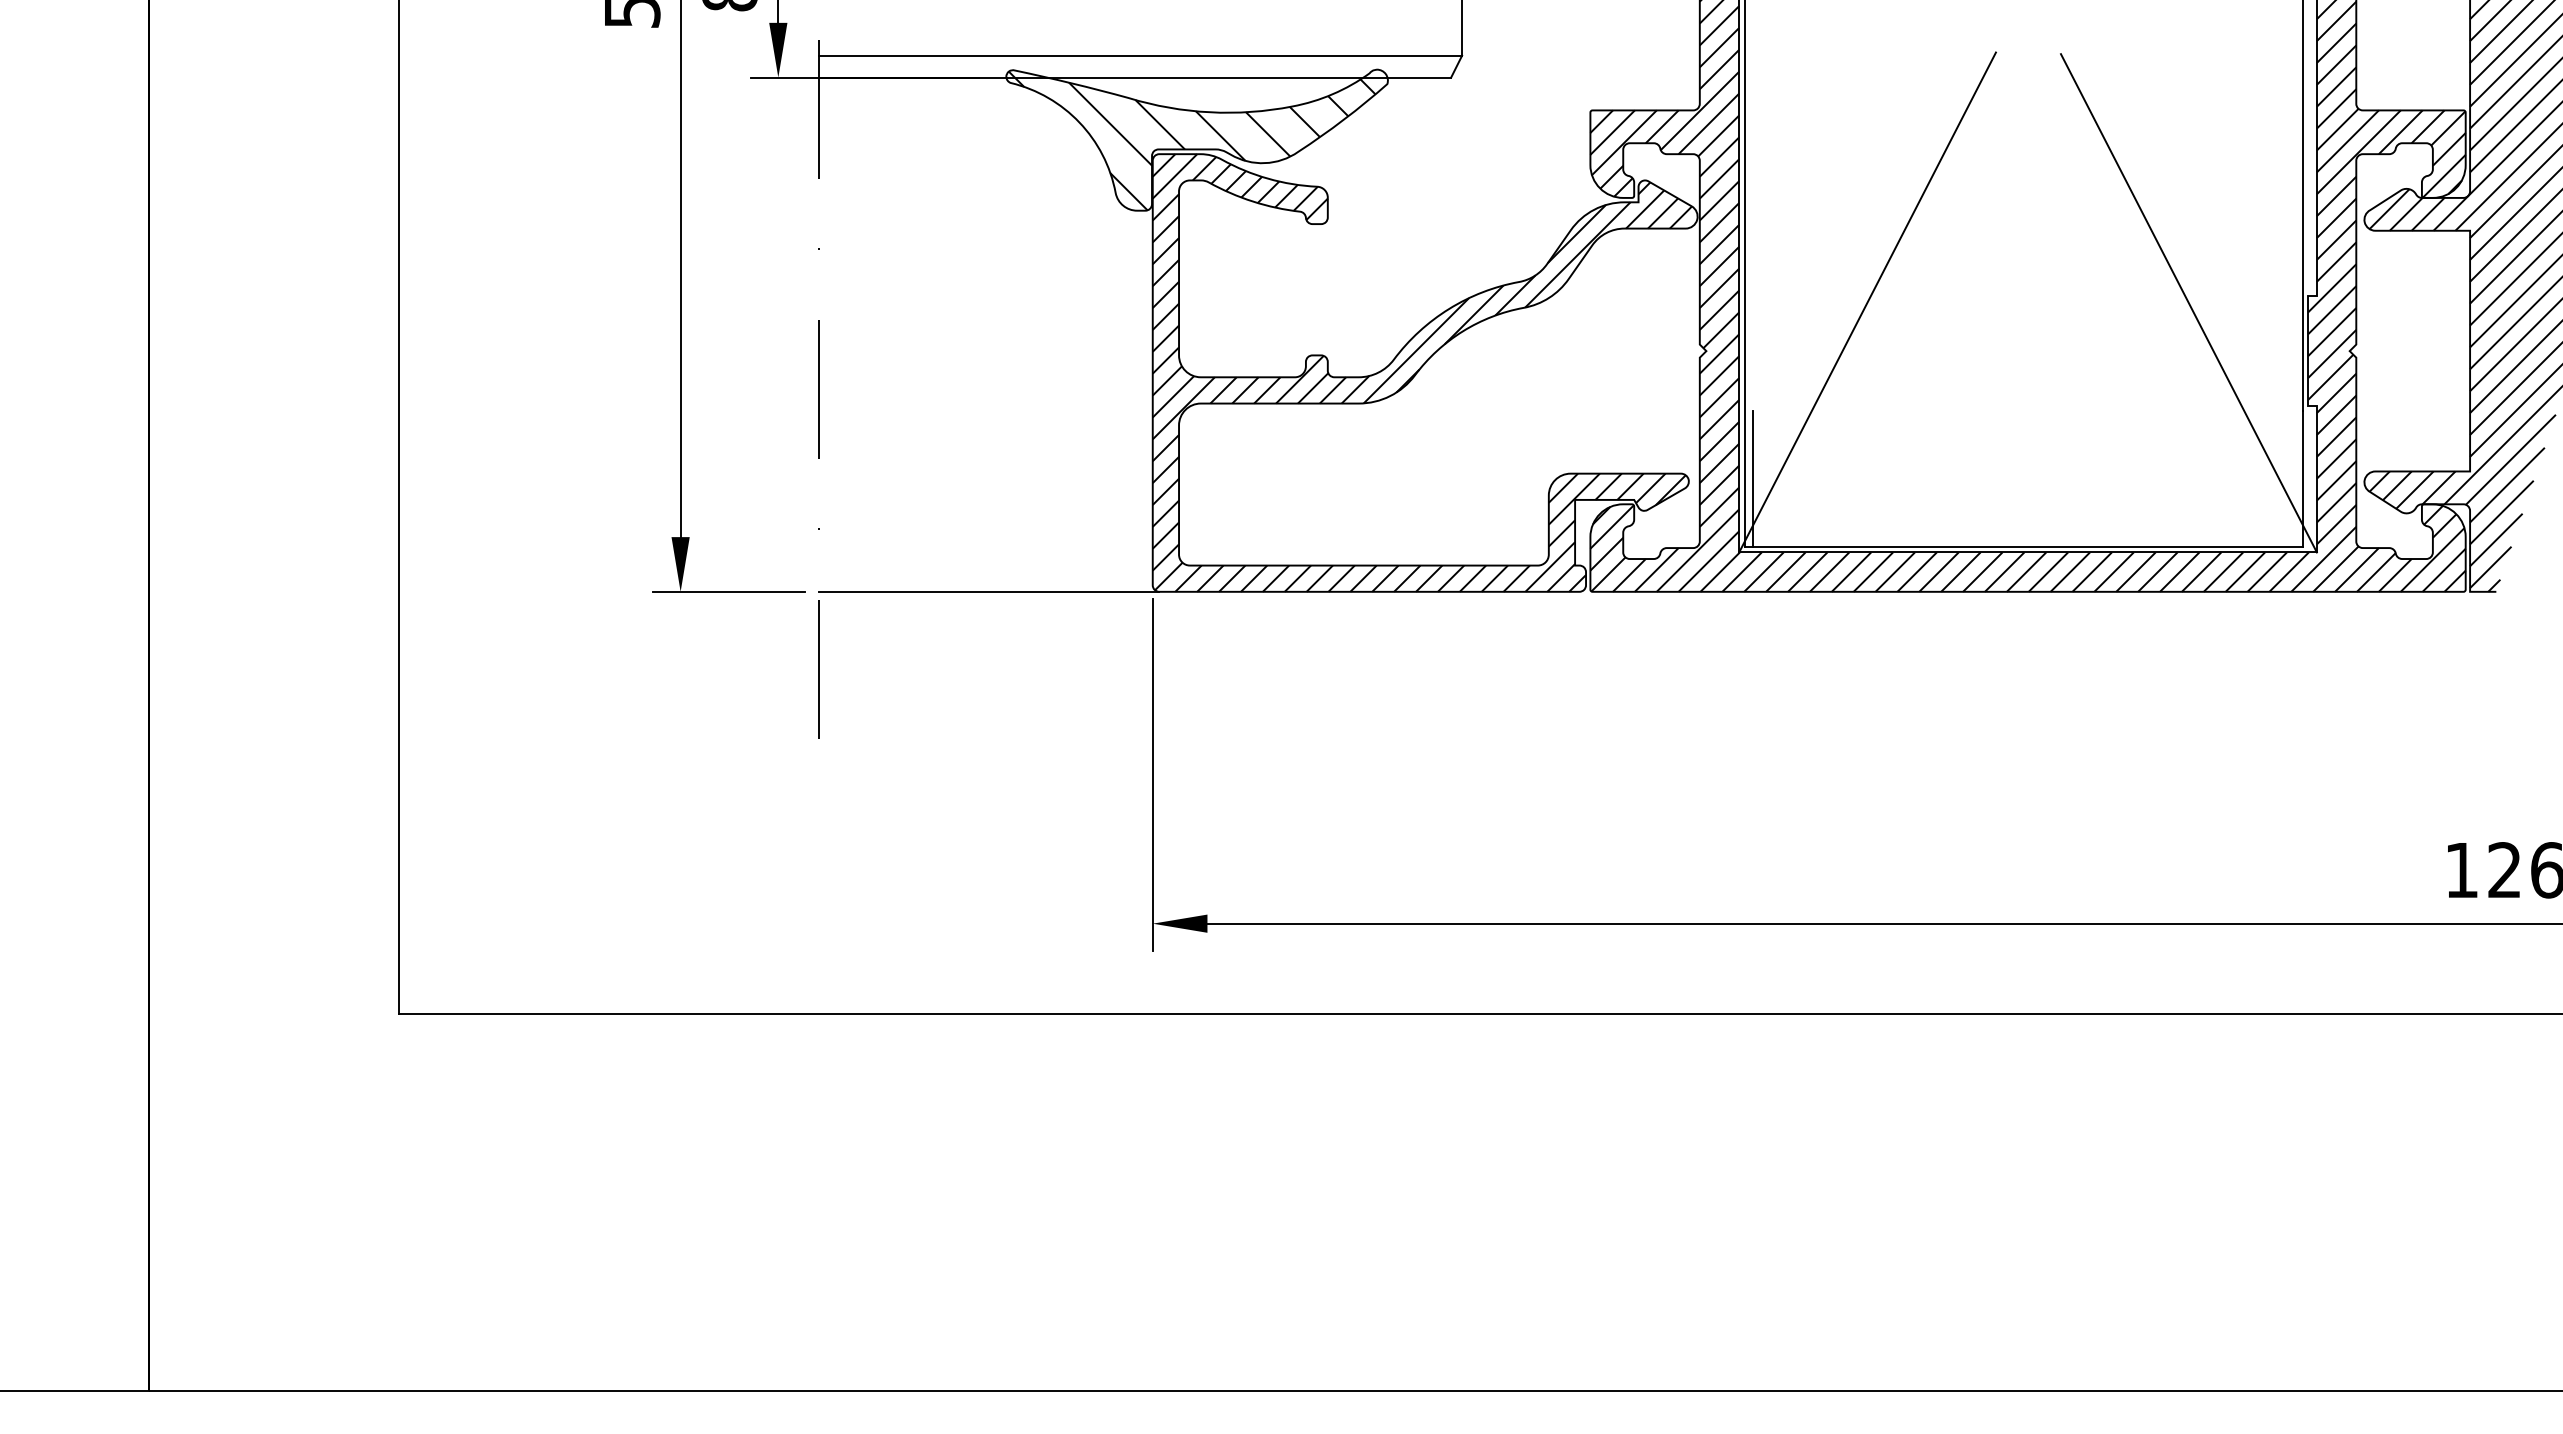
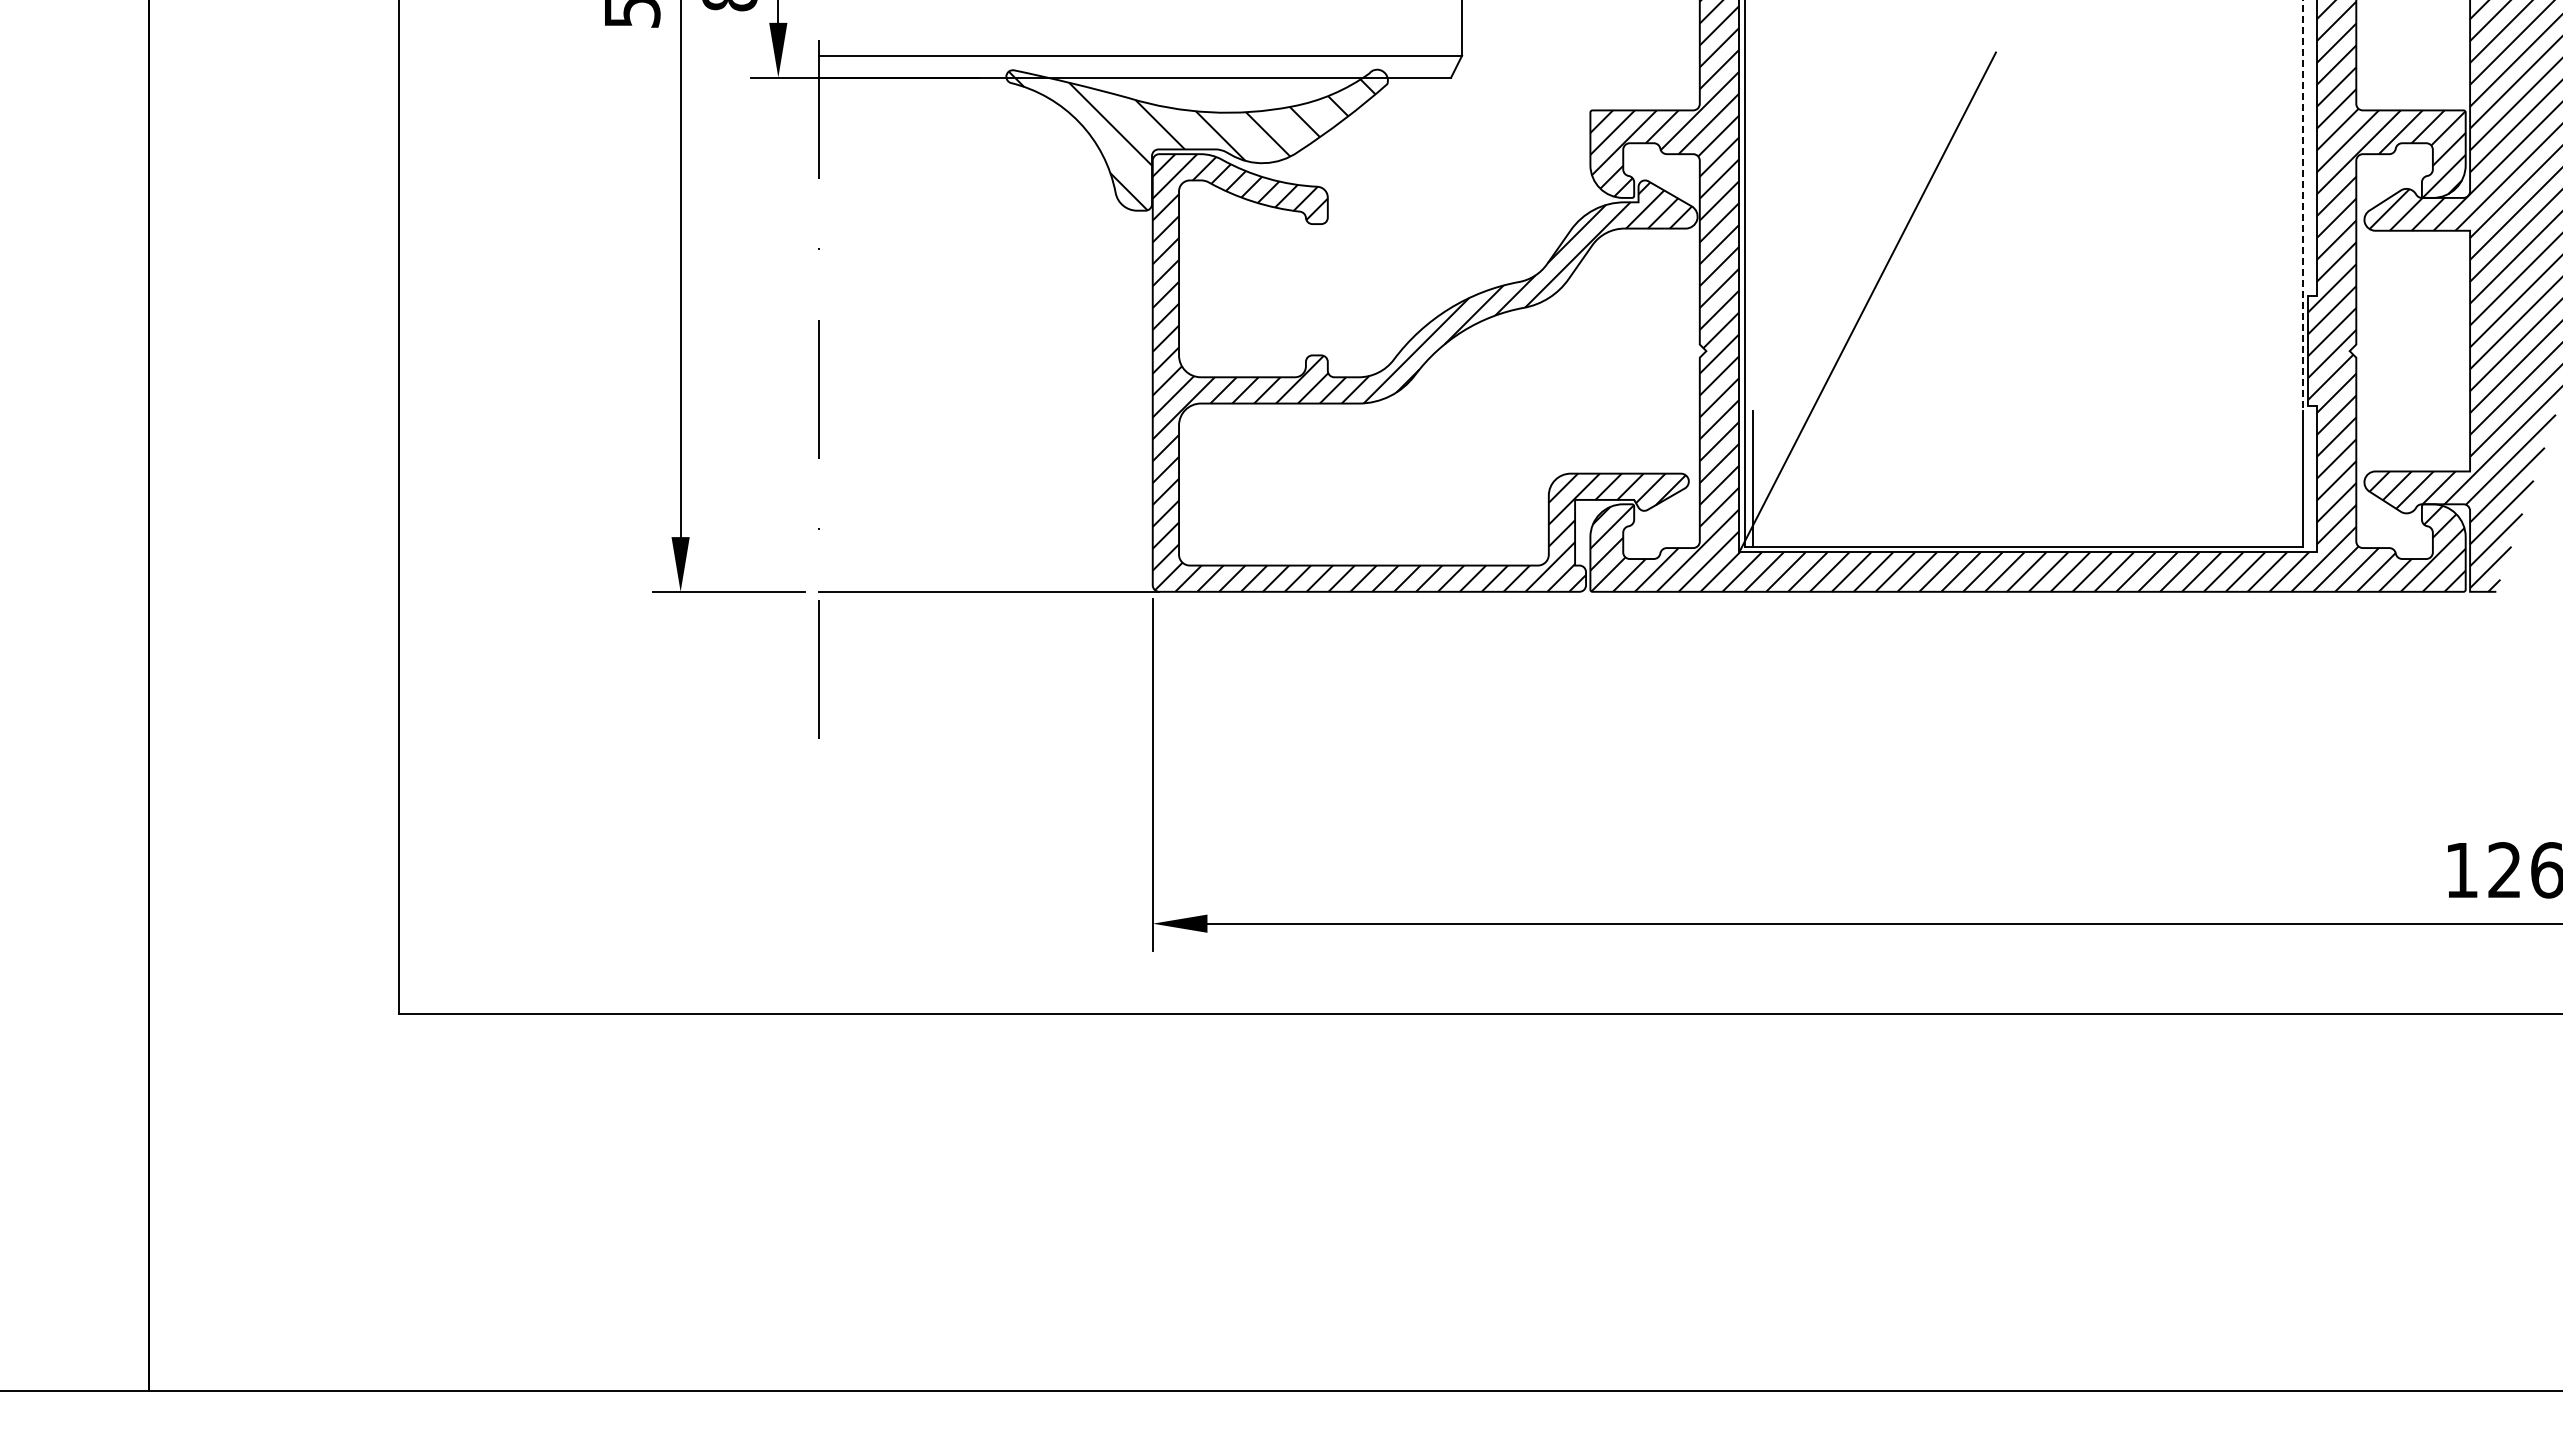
line: solid -> dashed (2302, 206)
line: present -> none (2188, 303)
